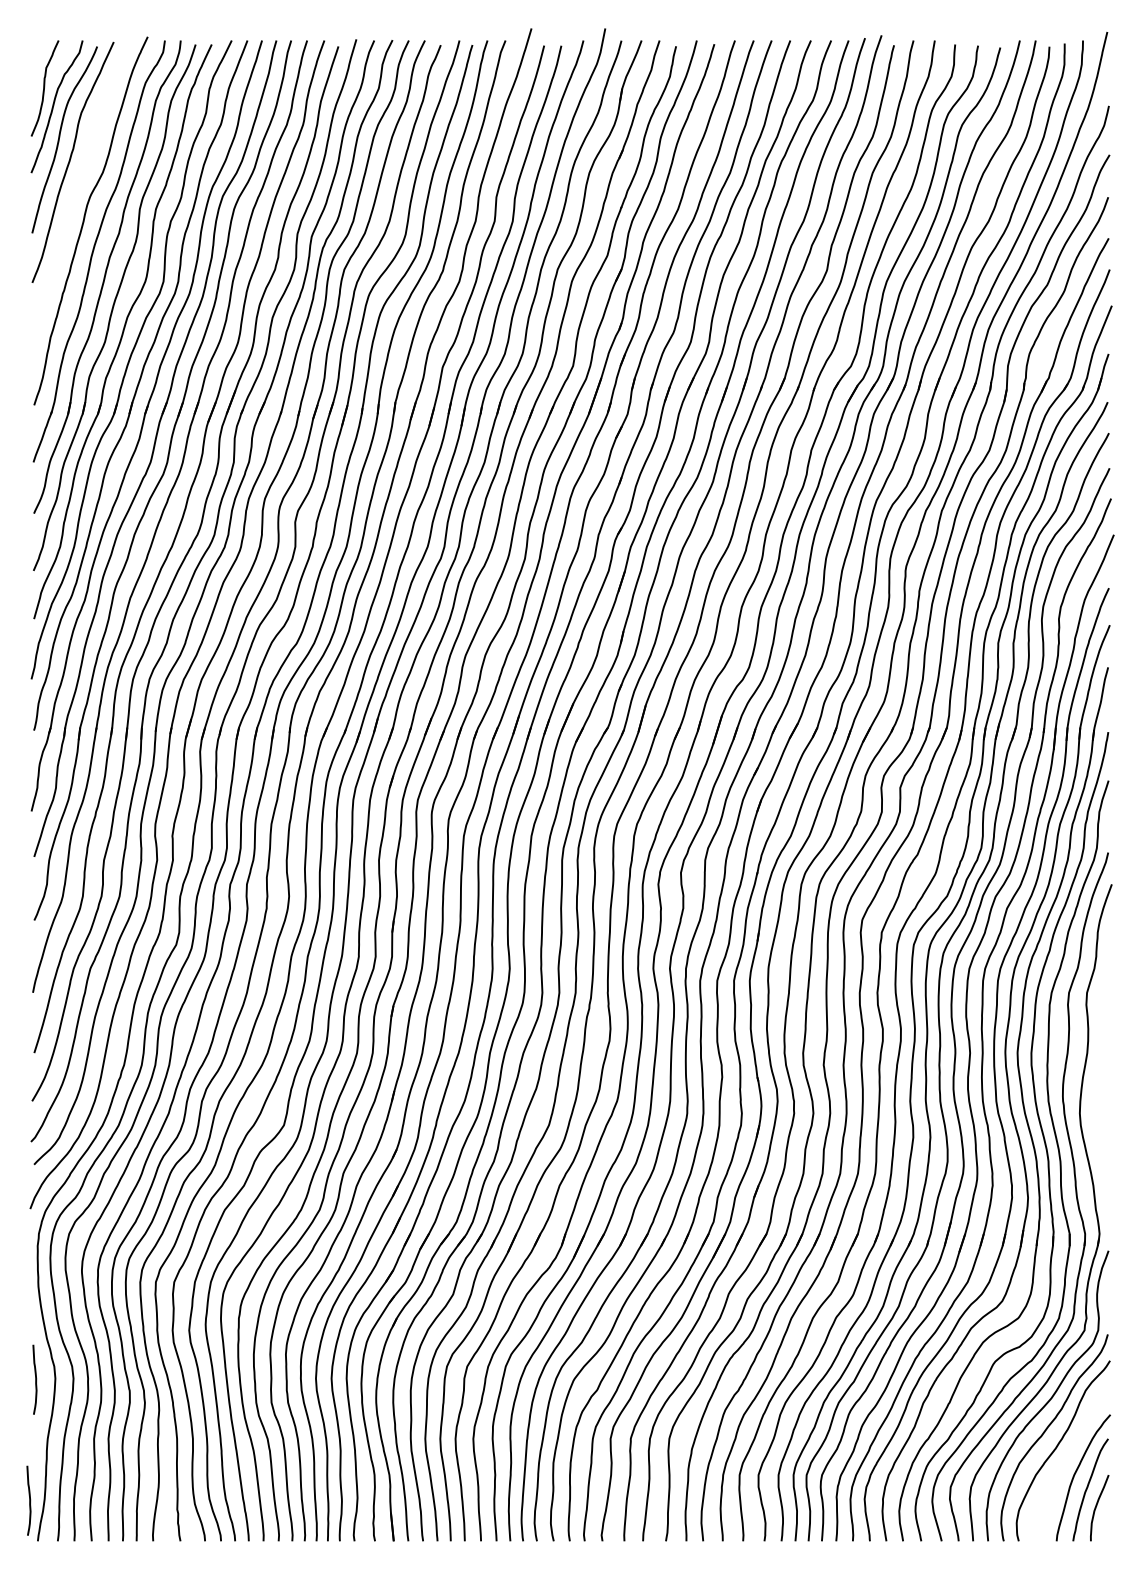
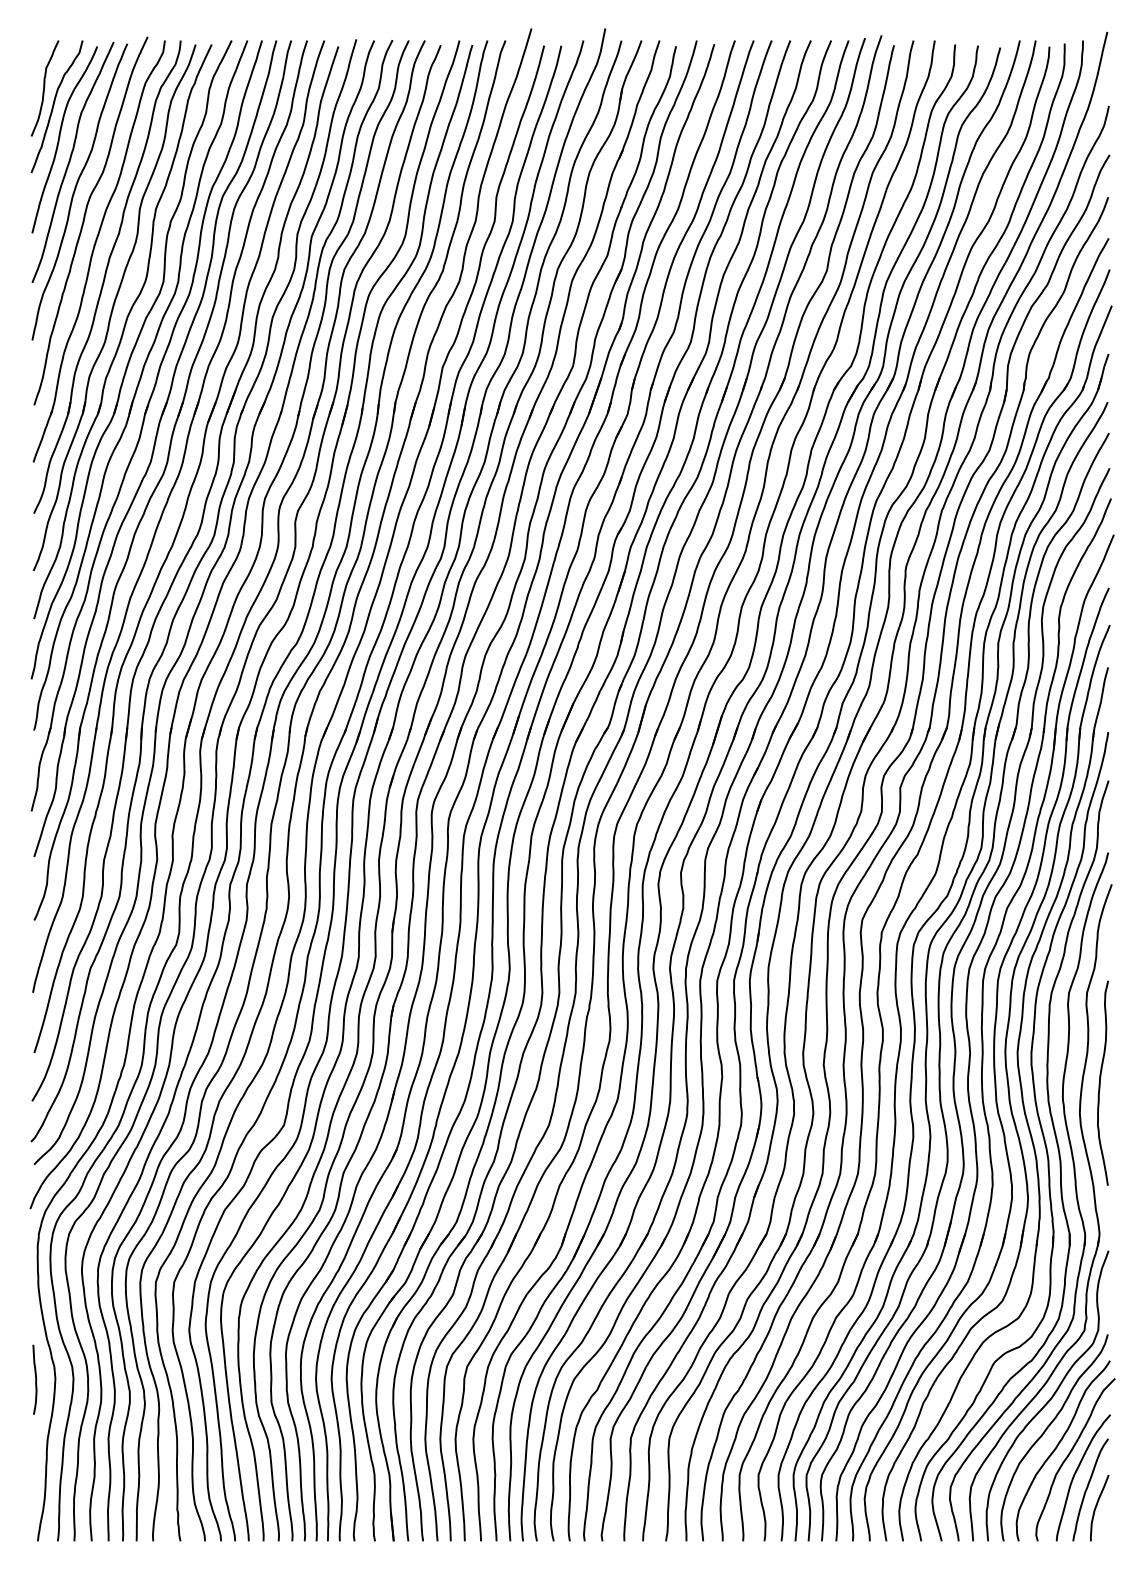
curve: none -> present (75, 191)
curve: none -> present (1100, 1082)
curve: none -> present (1070, 1454)
curve: present -> none (29, 1500)
